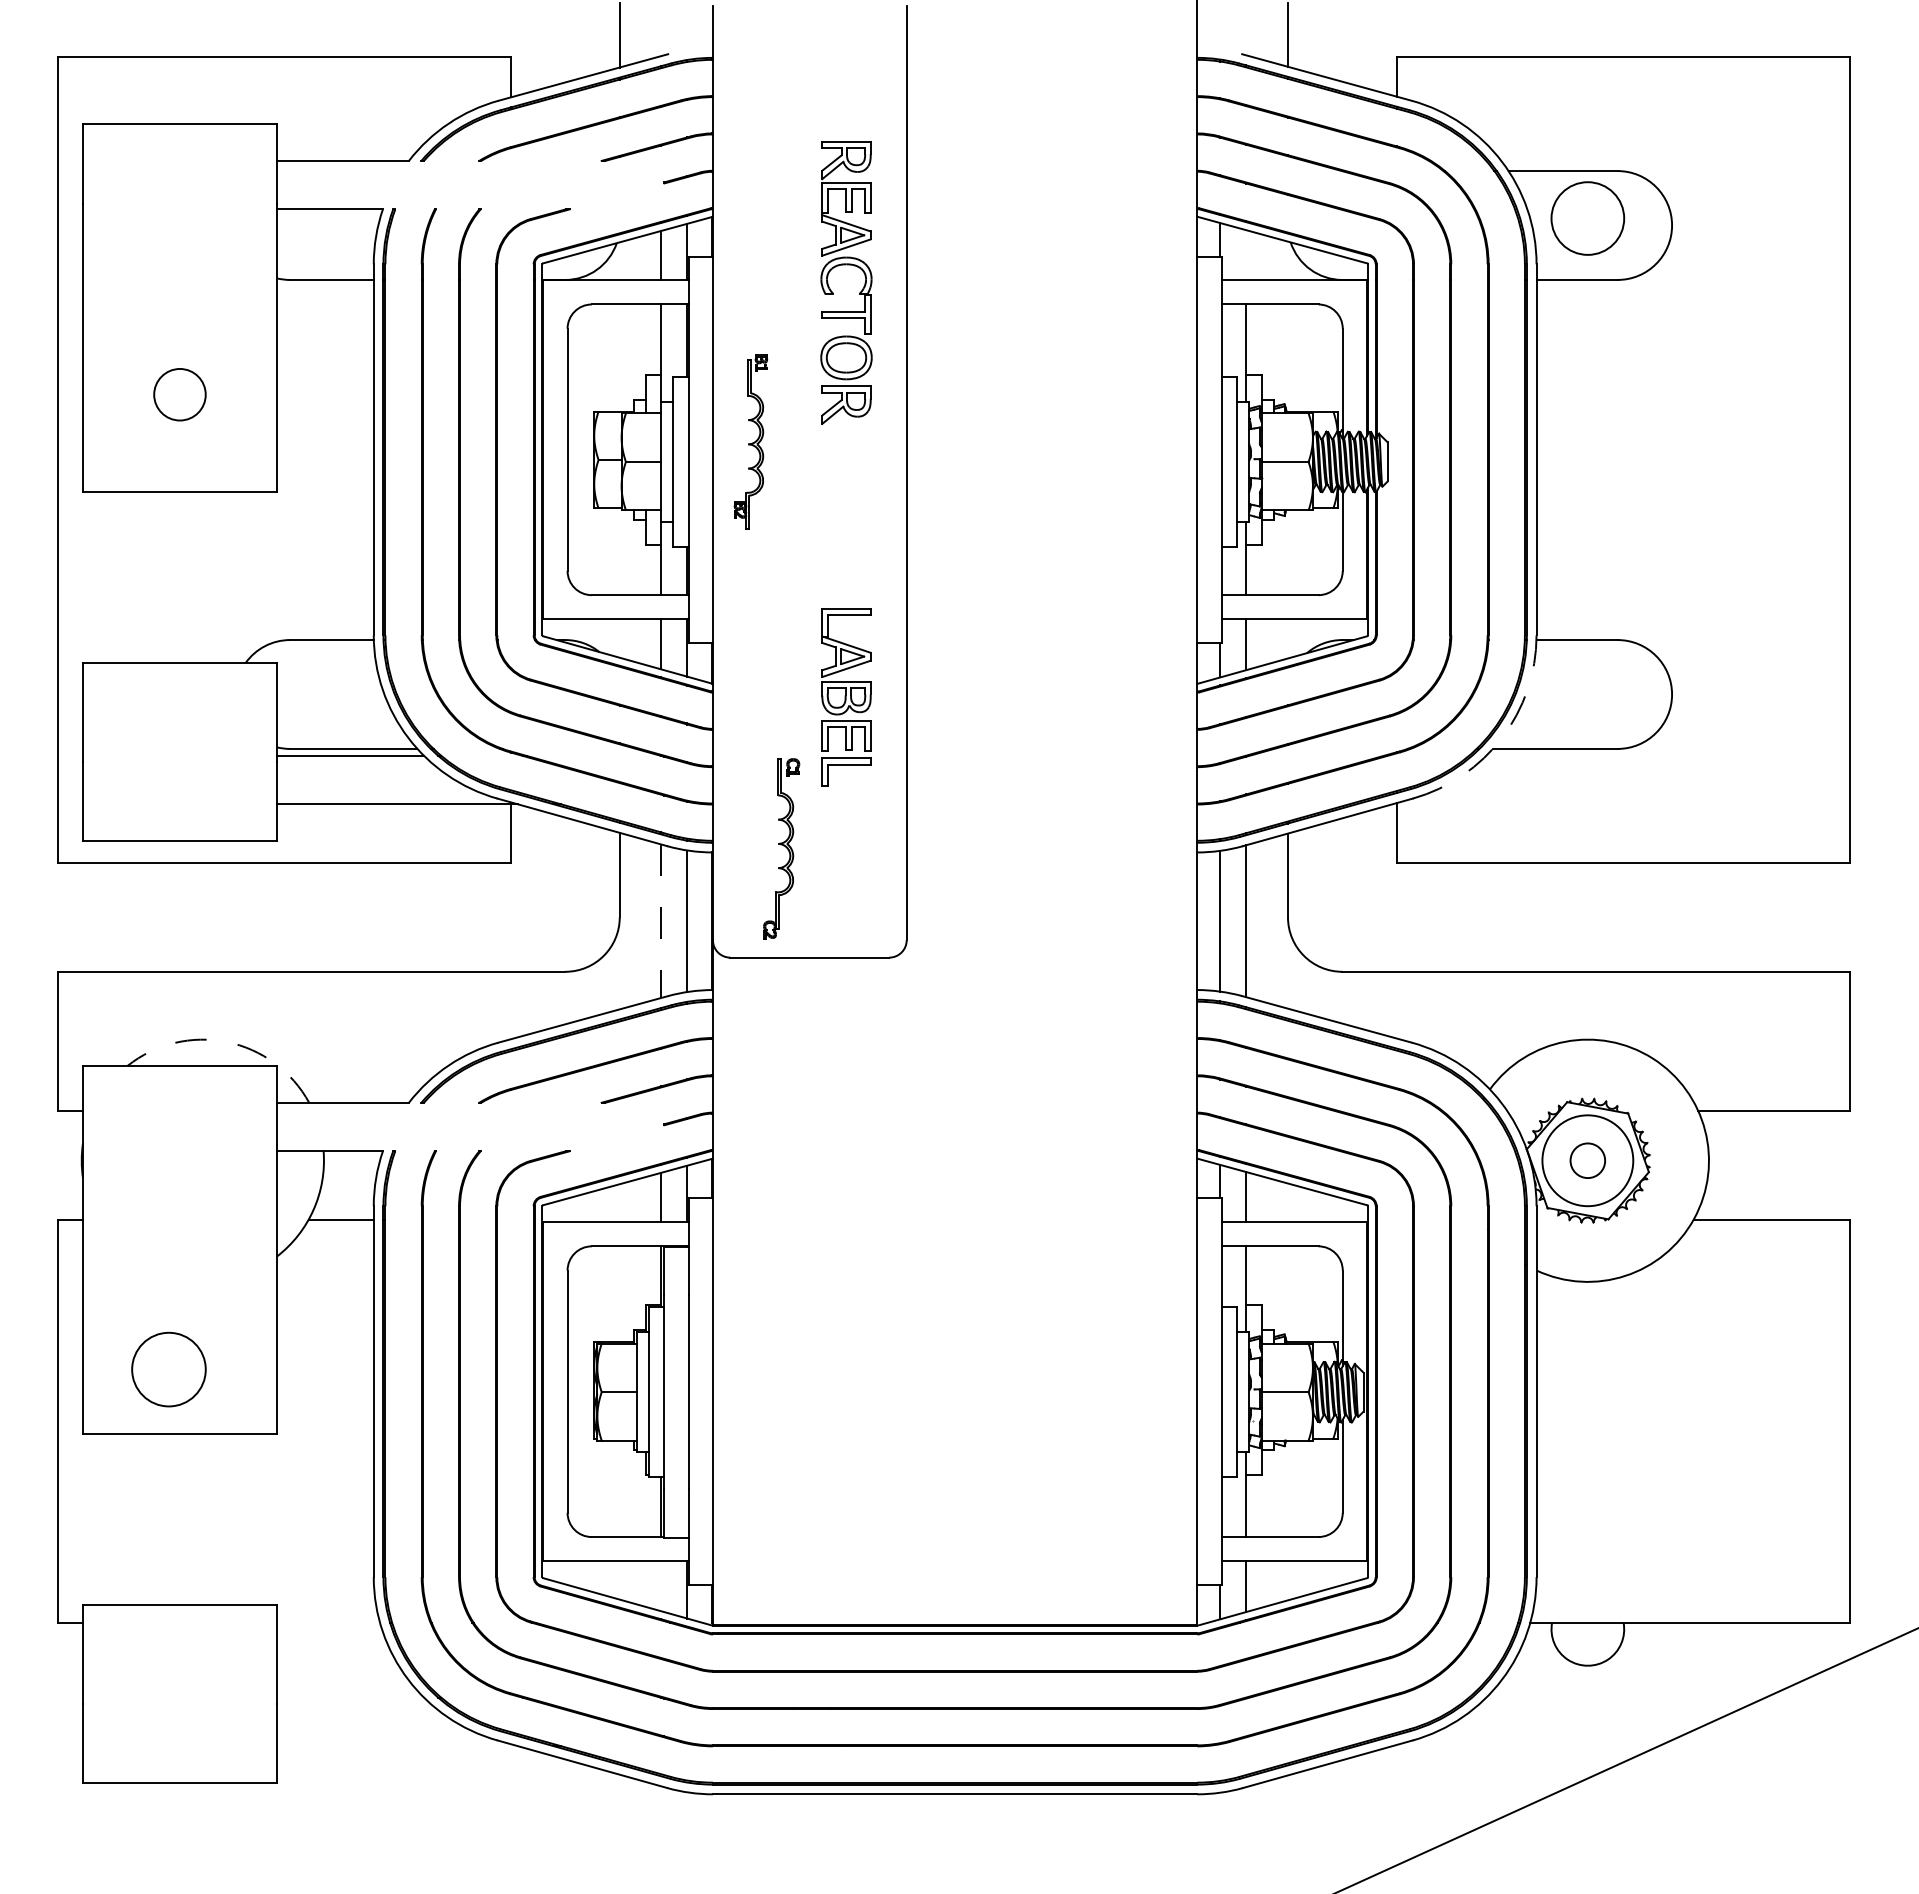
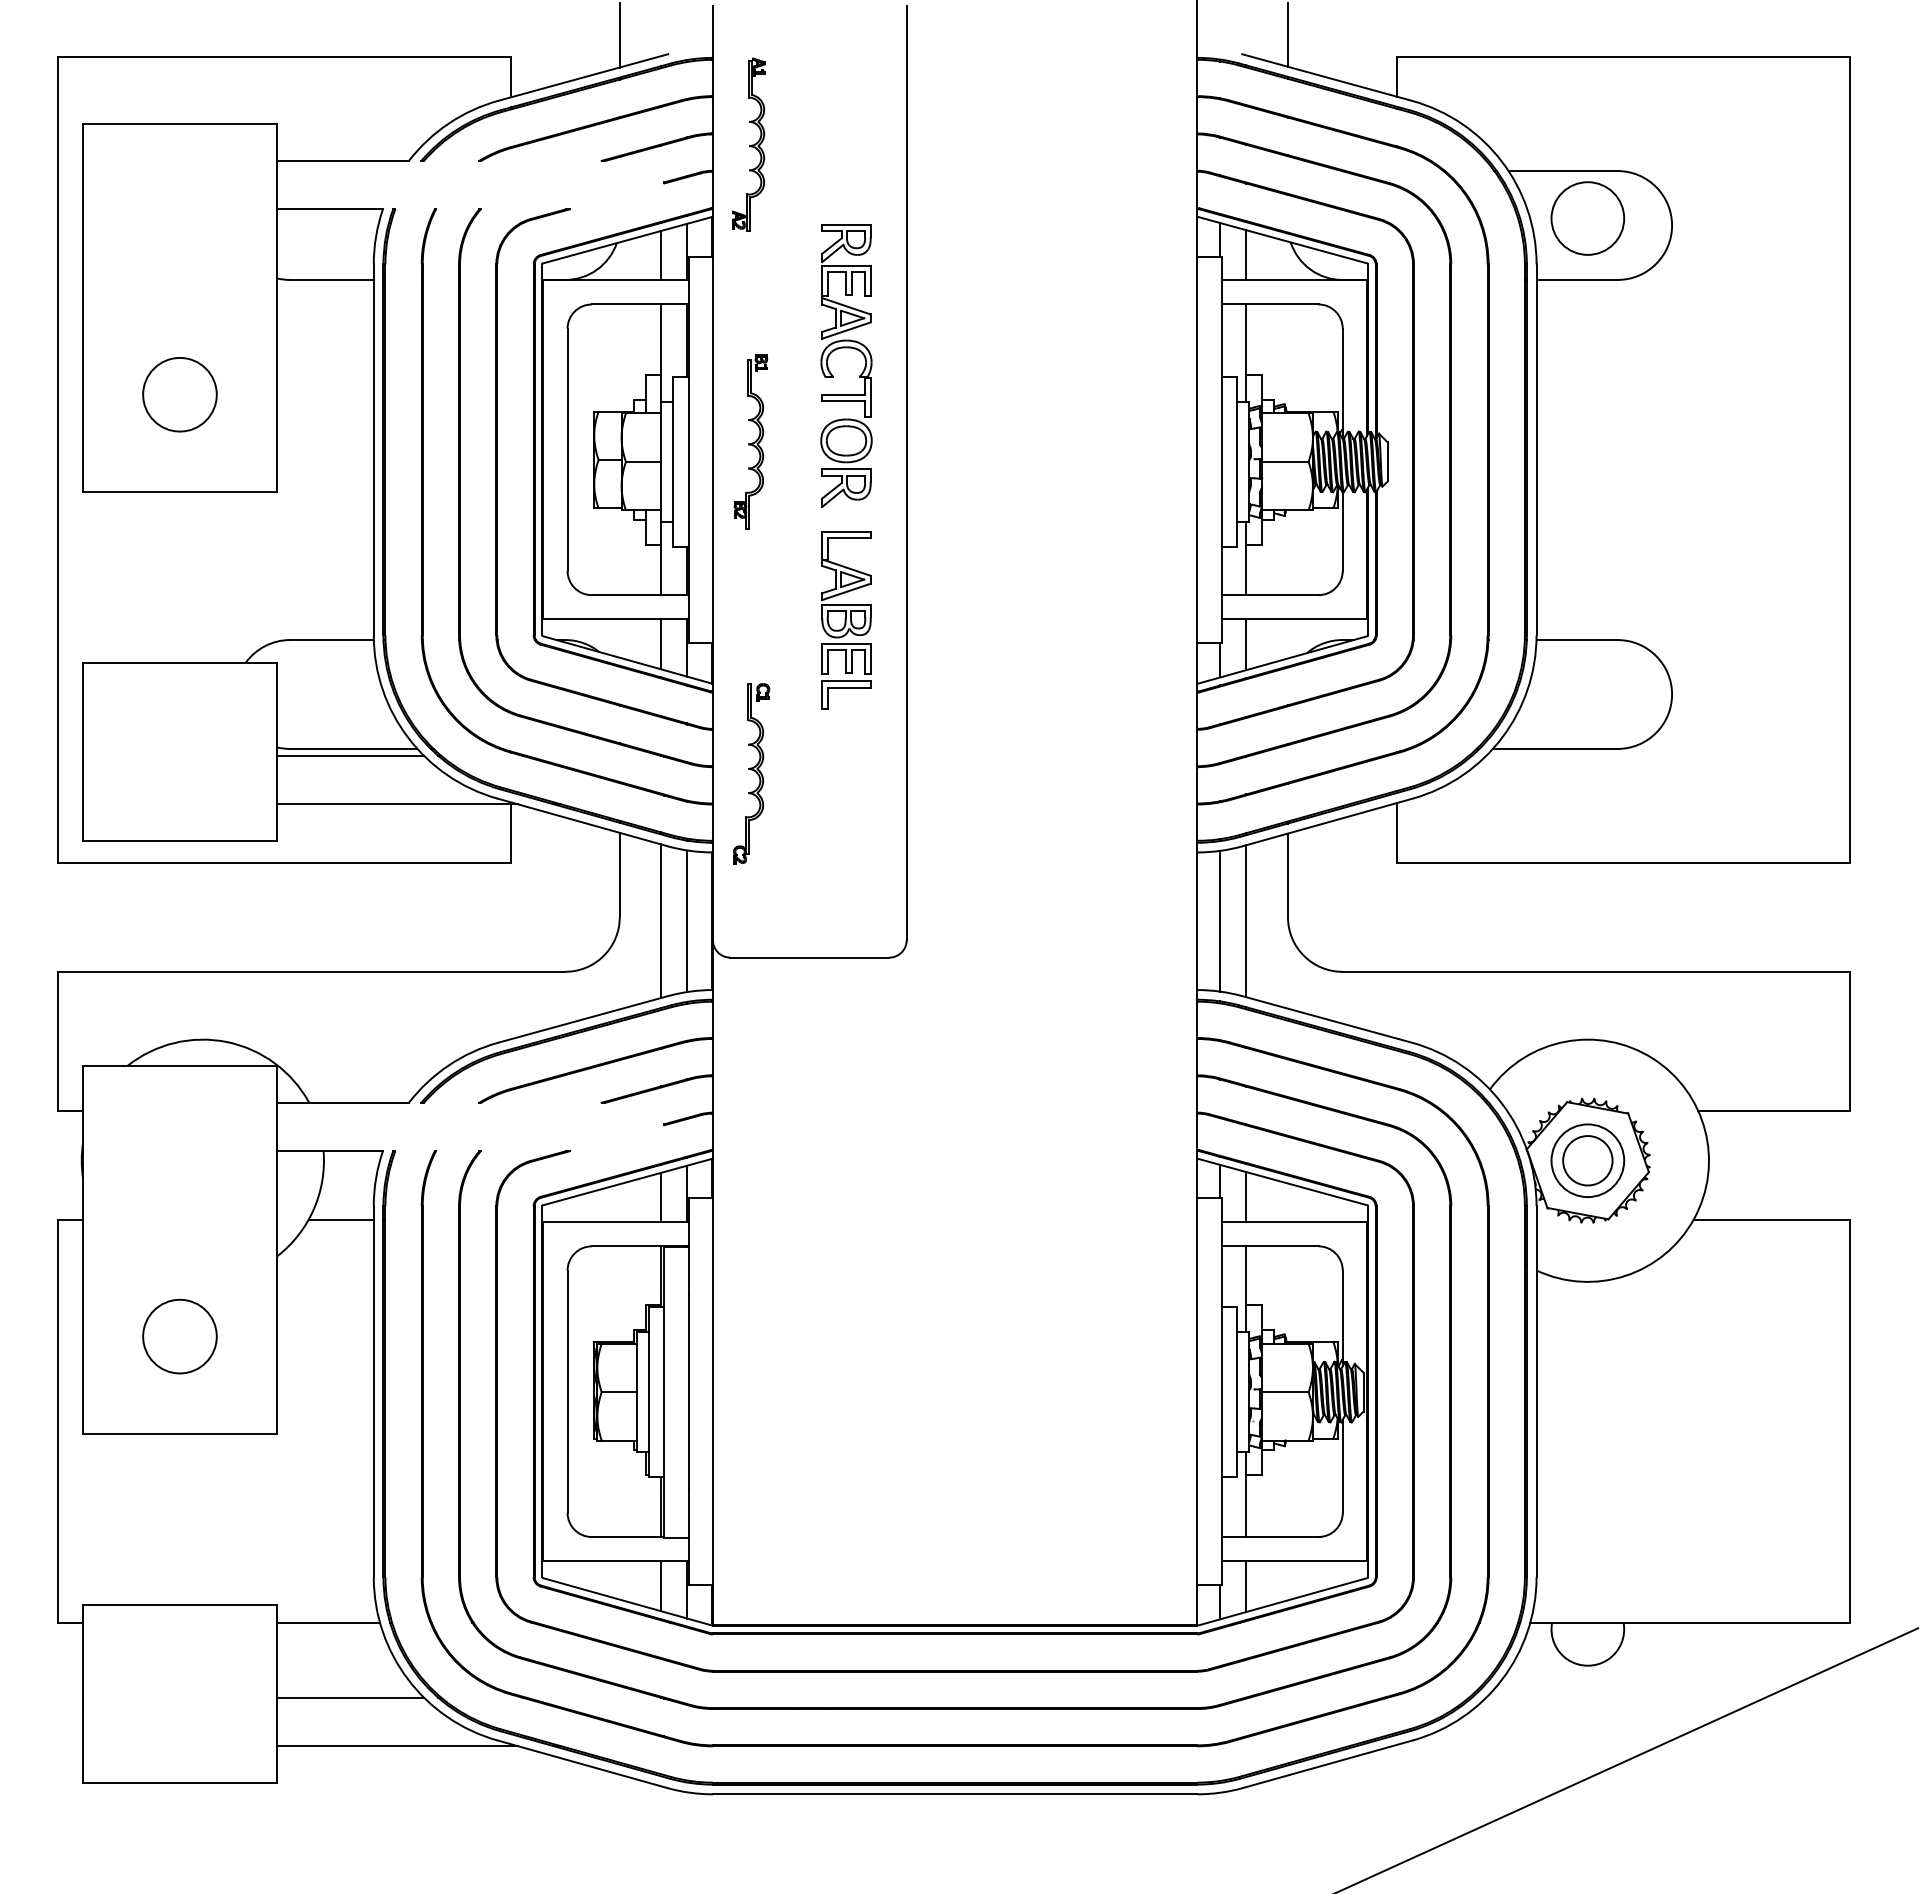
part: none -> present (748, 144)
line: none -> present (1246, 255)
part position: (833, 292) -> (833, 375) (833, 375)
circle diameter: 52 px -> 74 px (179, 394)
part position: (846, 697) -> (846, 620) (846, 620)
arc: dashed -> solid (1502, 737)
part position: (781, 848) -> (751, 773) (751, 773)
line: dashed -> solid (661, 921)
arc: dashed -> solid (226, 1042)
circle diameter: 35 px -> 49 px (1587, 1160)
circle diameter: 91 px -> 73 px (1587, 1160)
circle position: (168, 1369) -> (179, 1336) (179, 1336)
line: none -> present (661, 1586)
line: none -> present (328, 1622)
line: none -> present (350, 1697)
line: none -> present (397, 1746)
